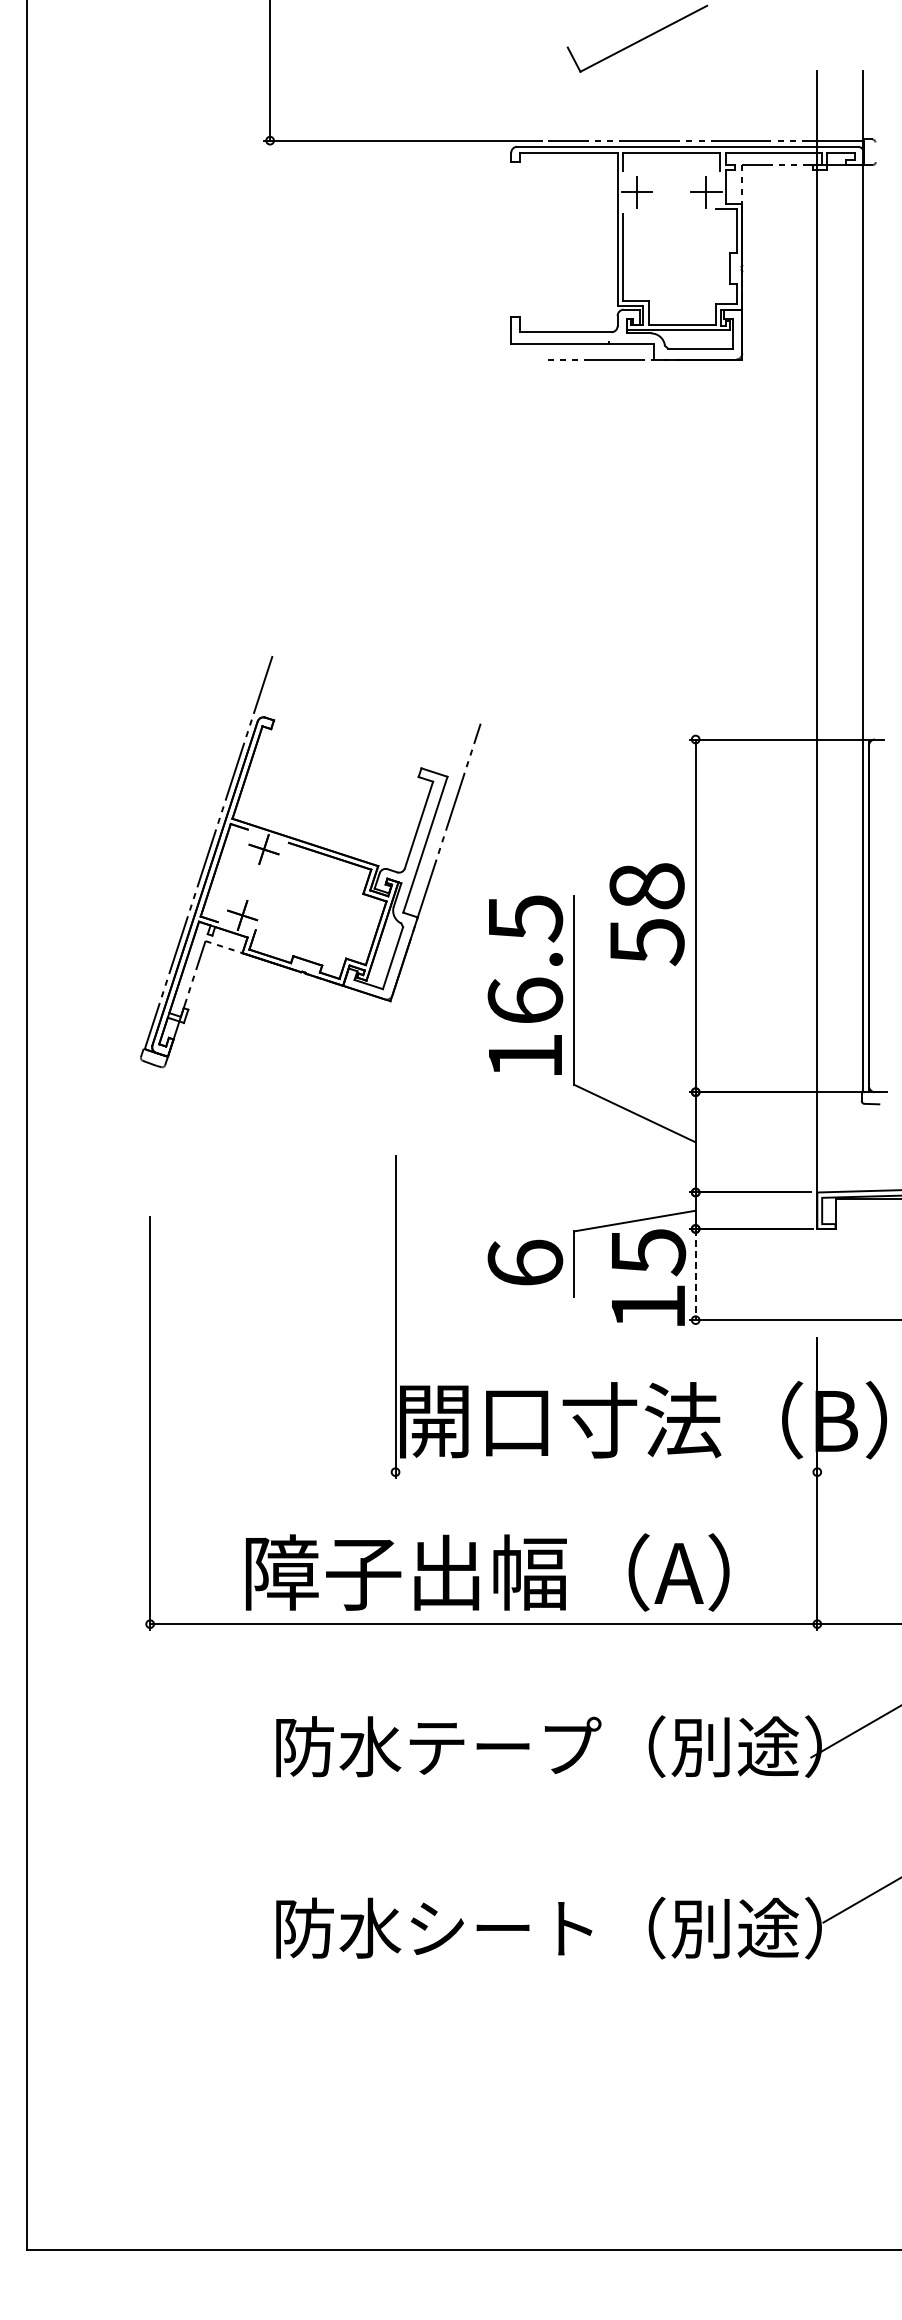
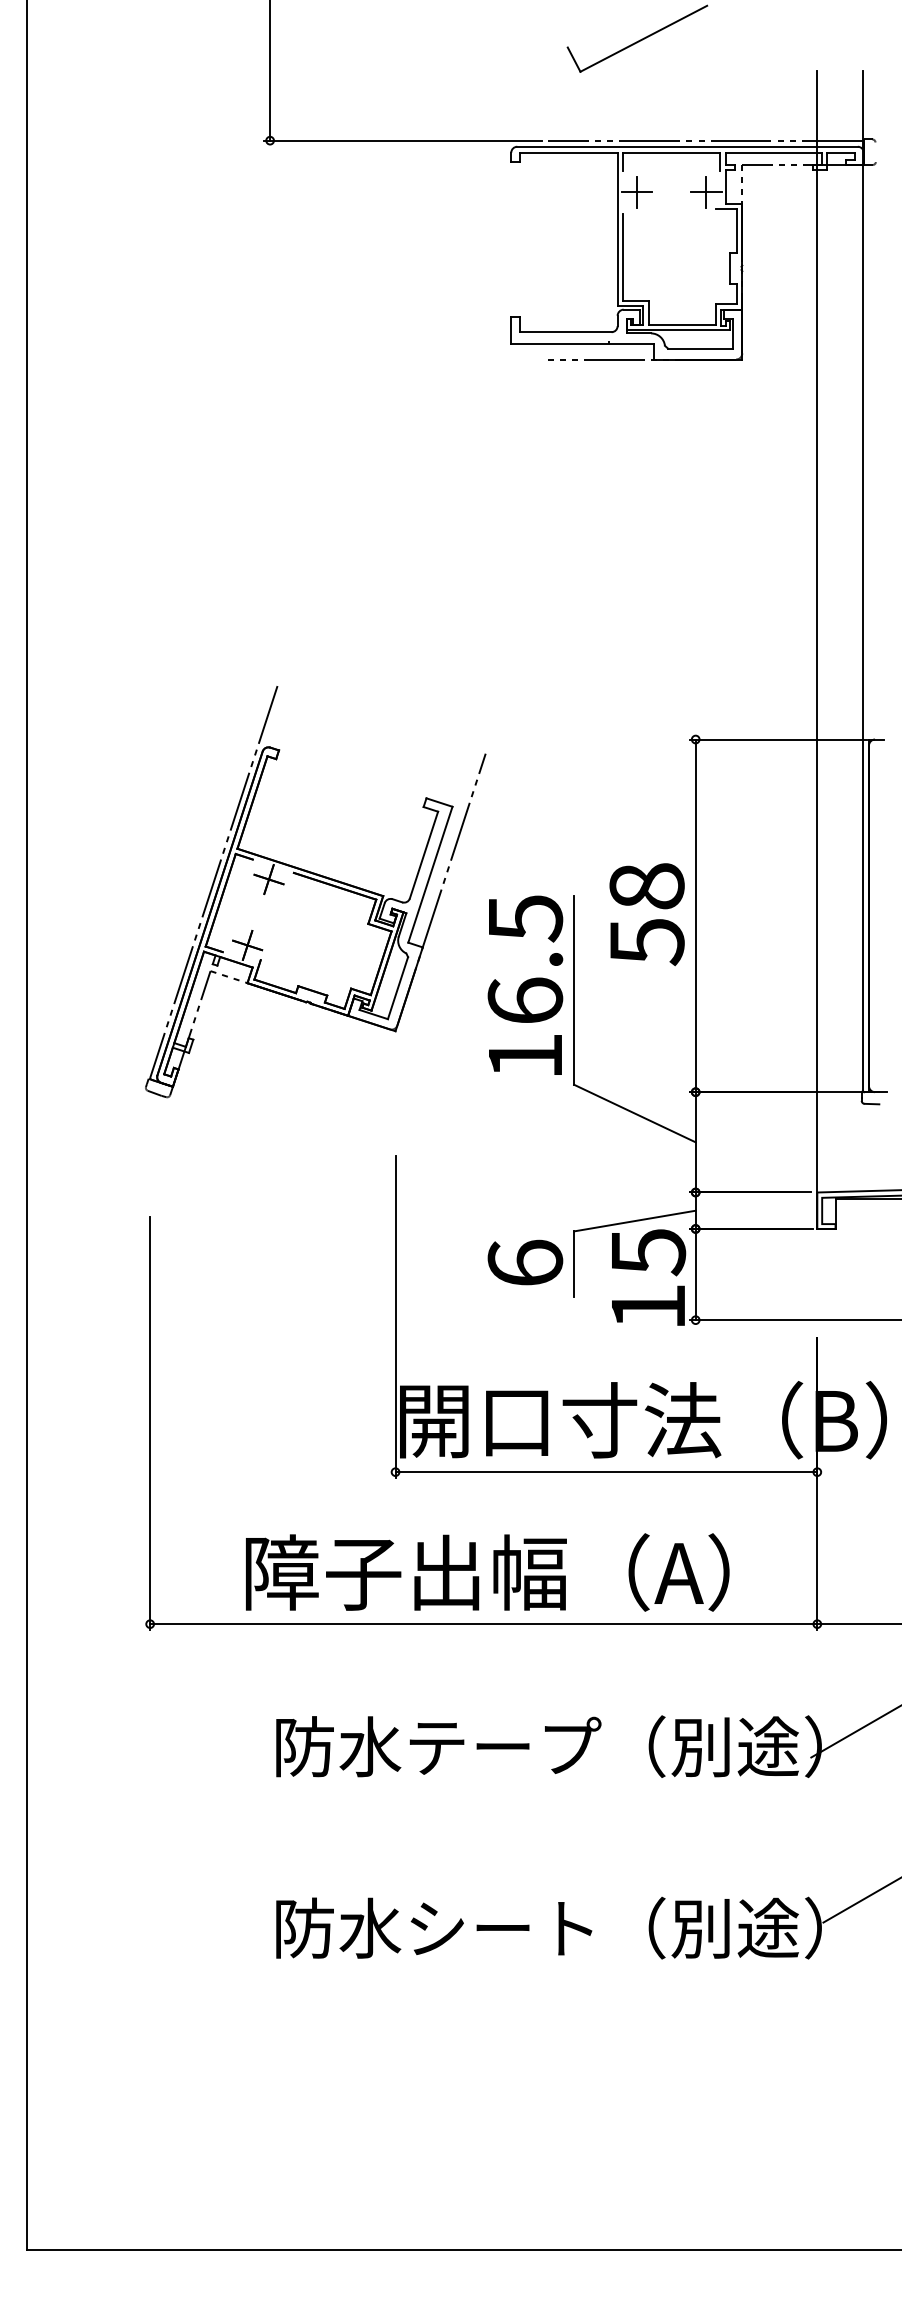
part position: (310, 862) -> (315, 892) (315, 892)
line: dashed -> solid (695, 1274)
line: none -> present (606, 1472)
